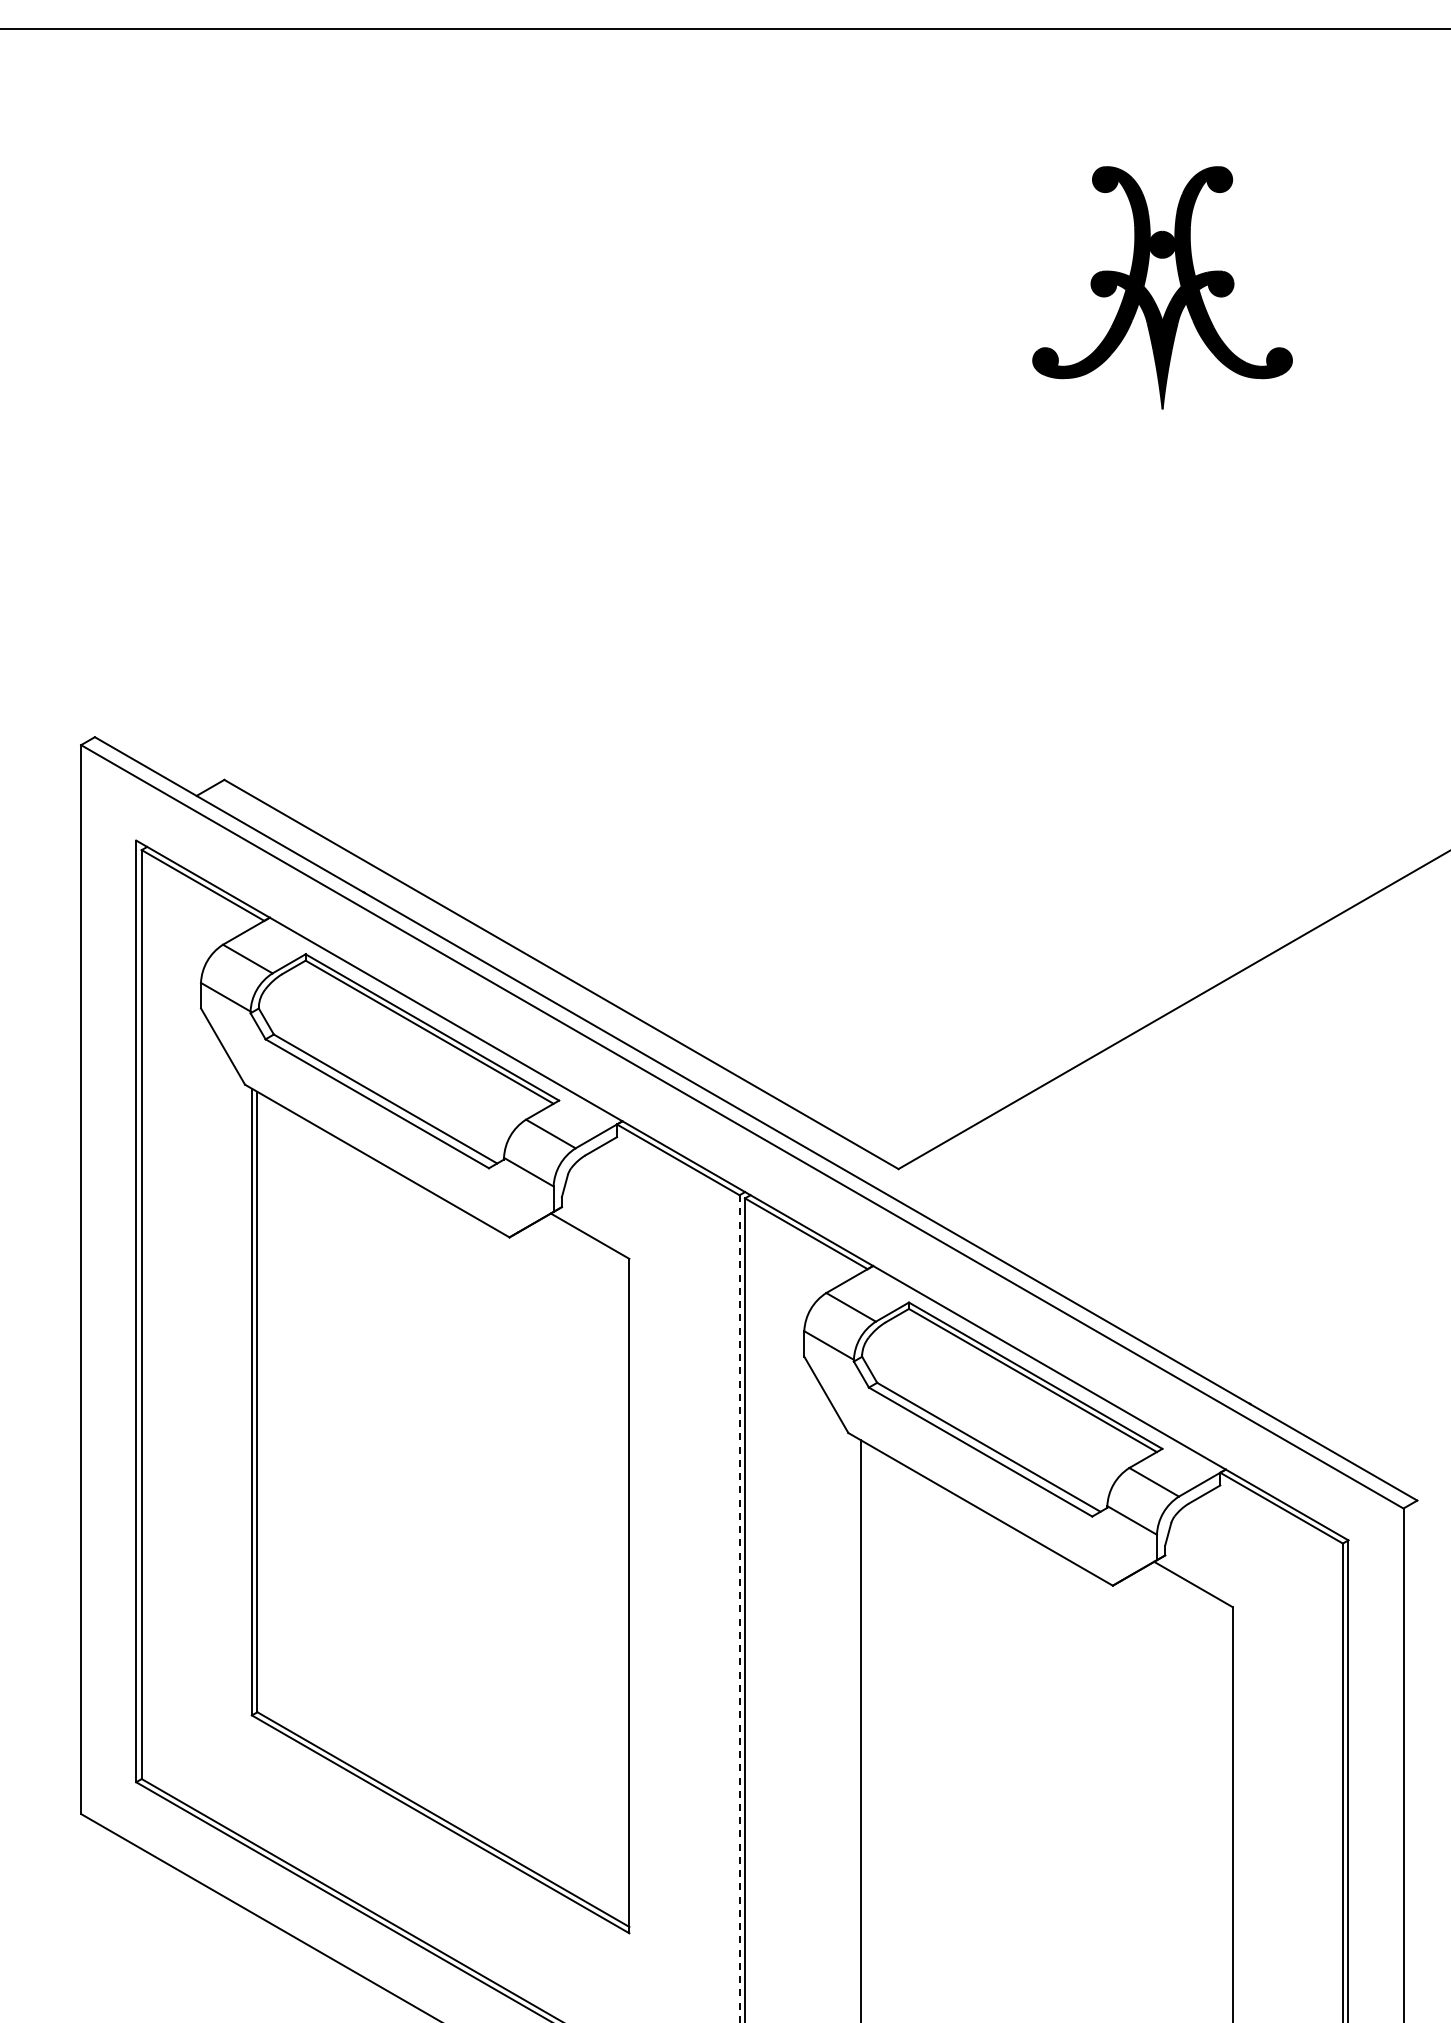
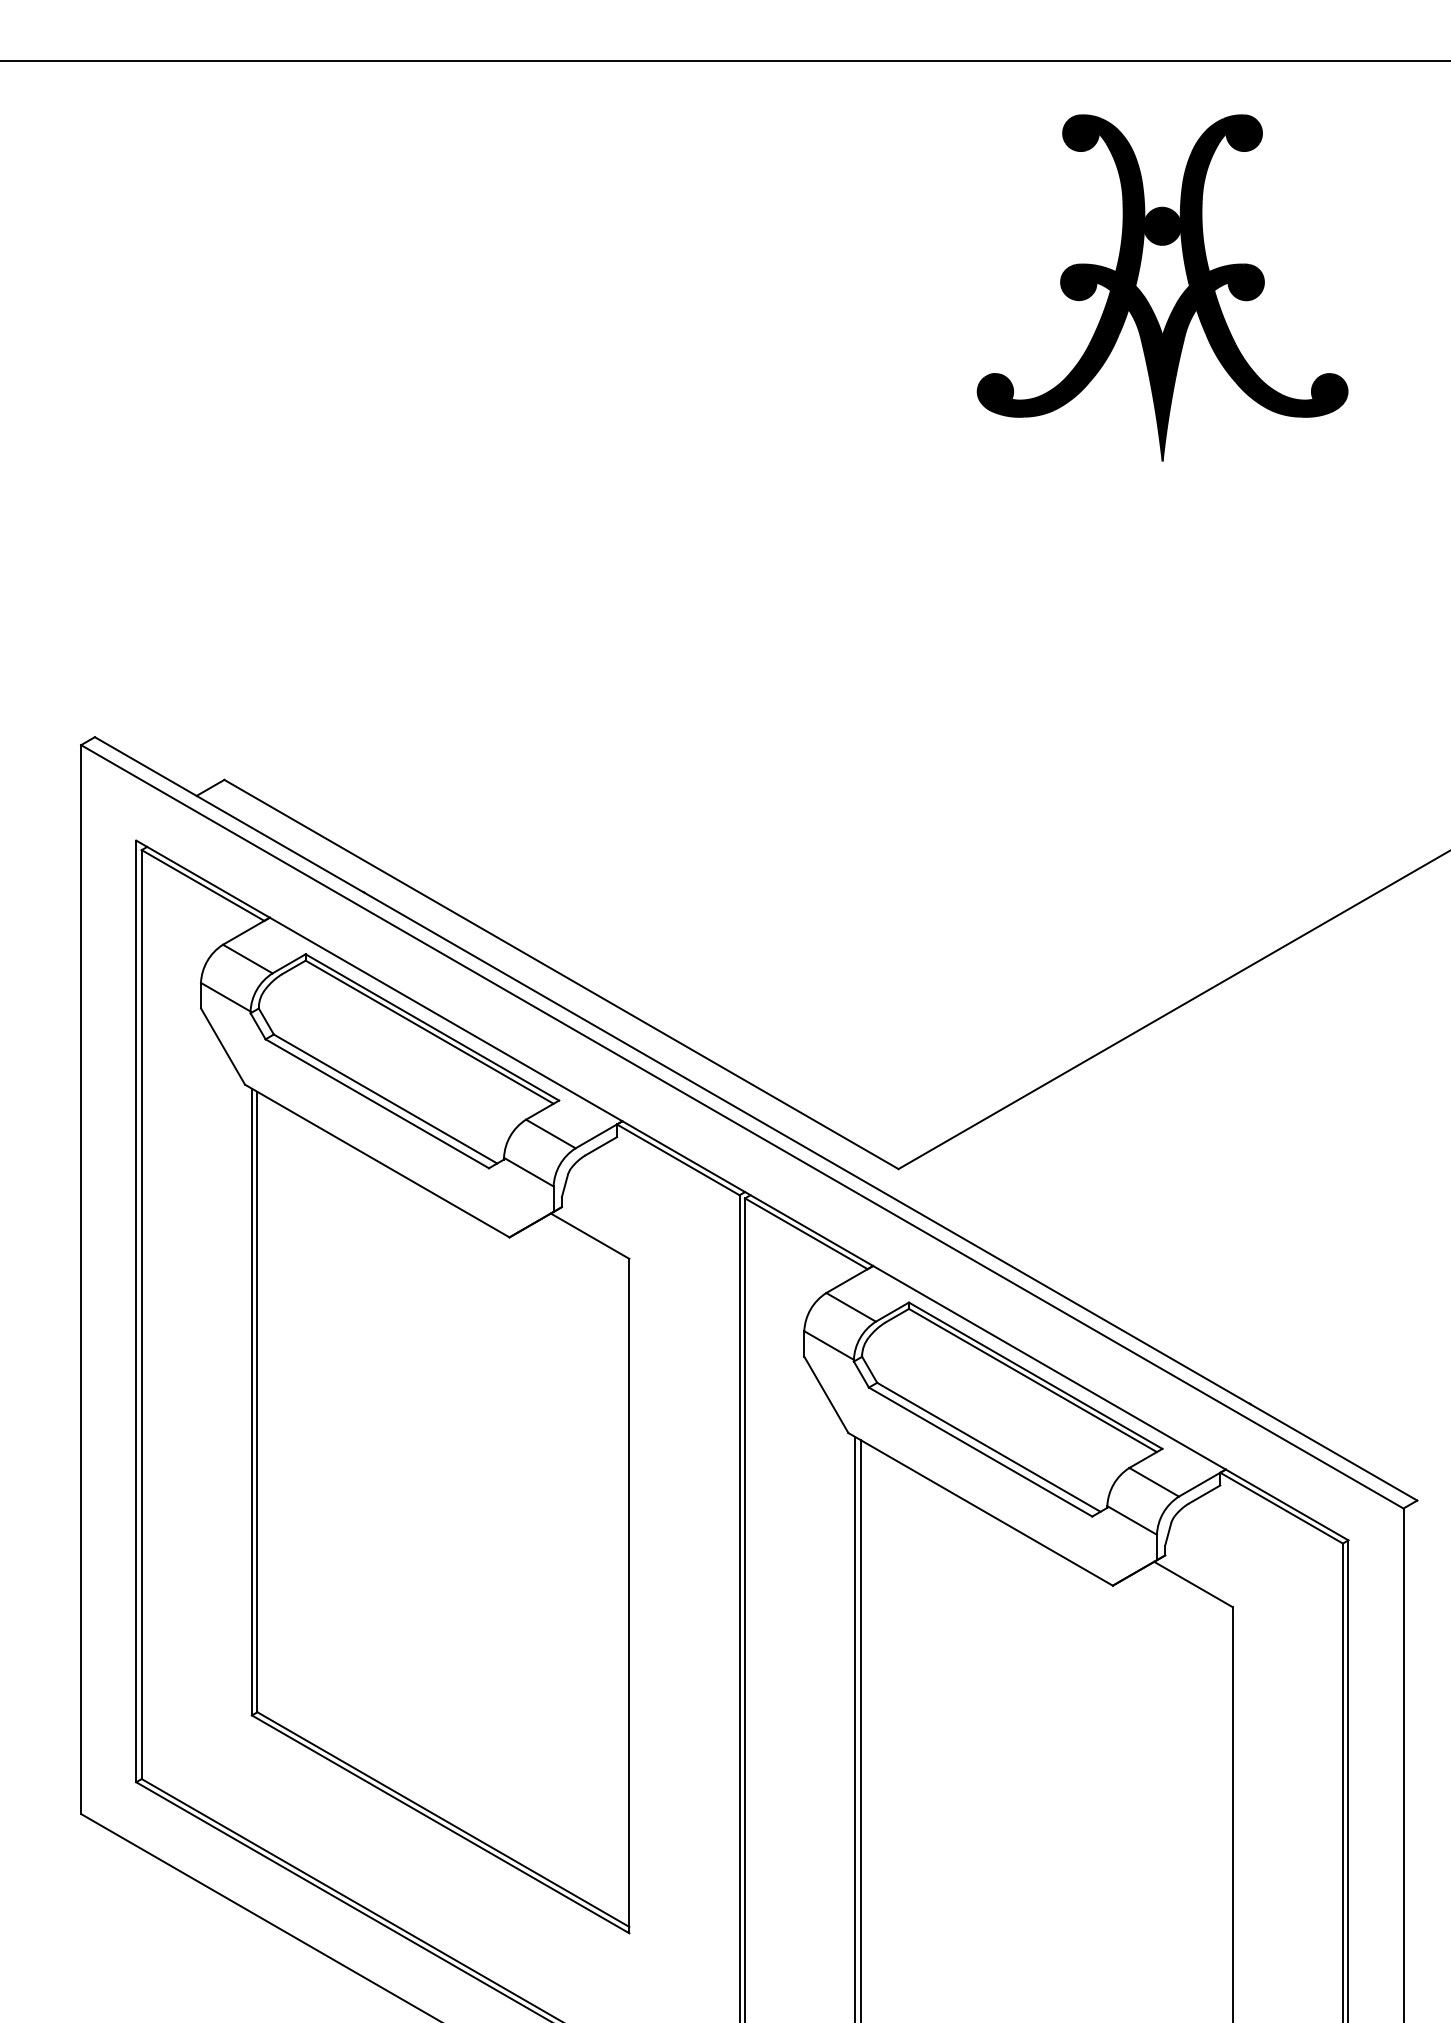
line position: (724, 28) -> (724, 60) (724, 60)
part size: 261x244 px -> 373x348 px (1162, 287)
line: dashed -> solid (739, 1609)
line: none -> present (855, 1727)
